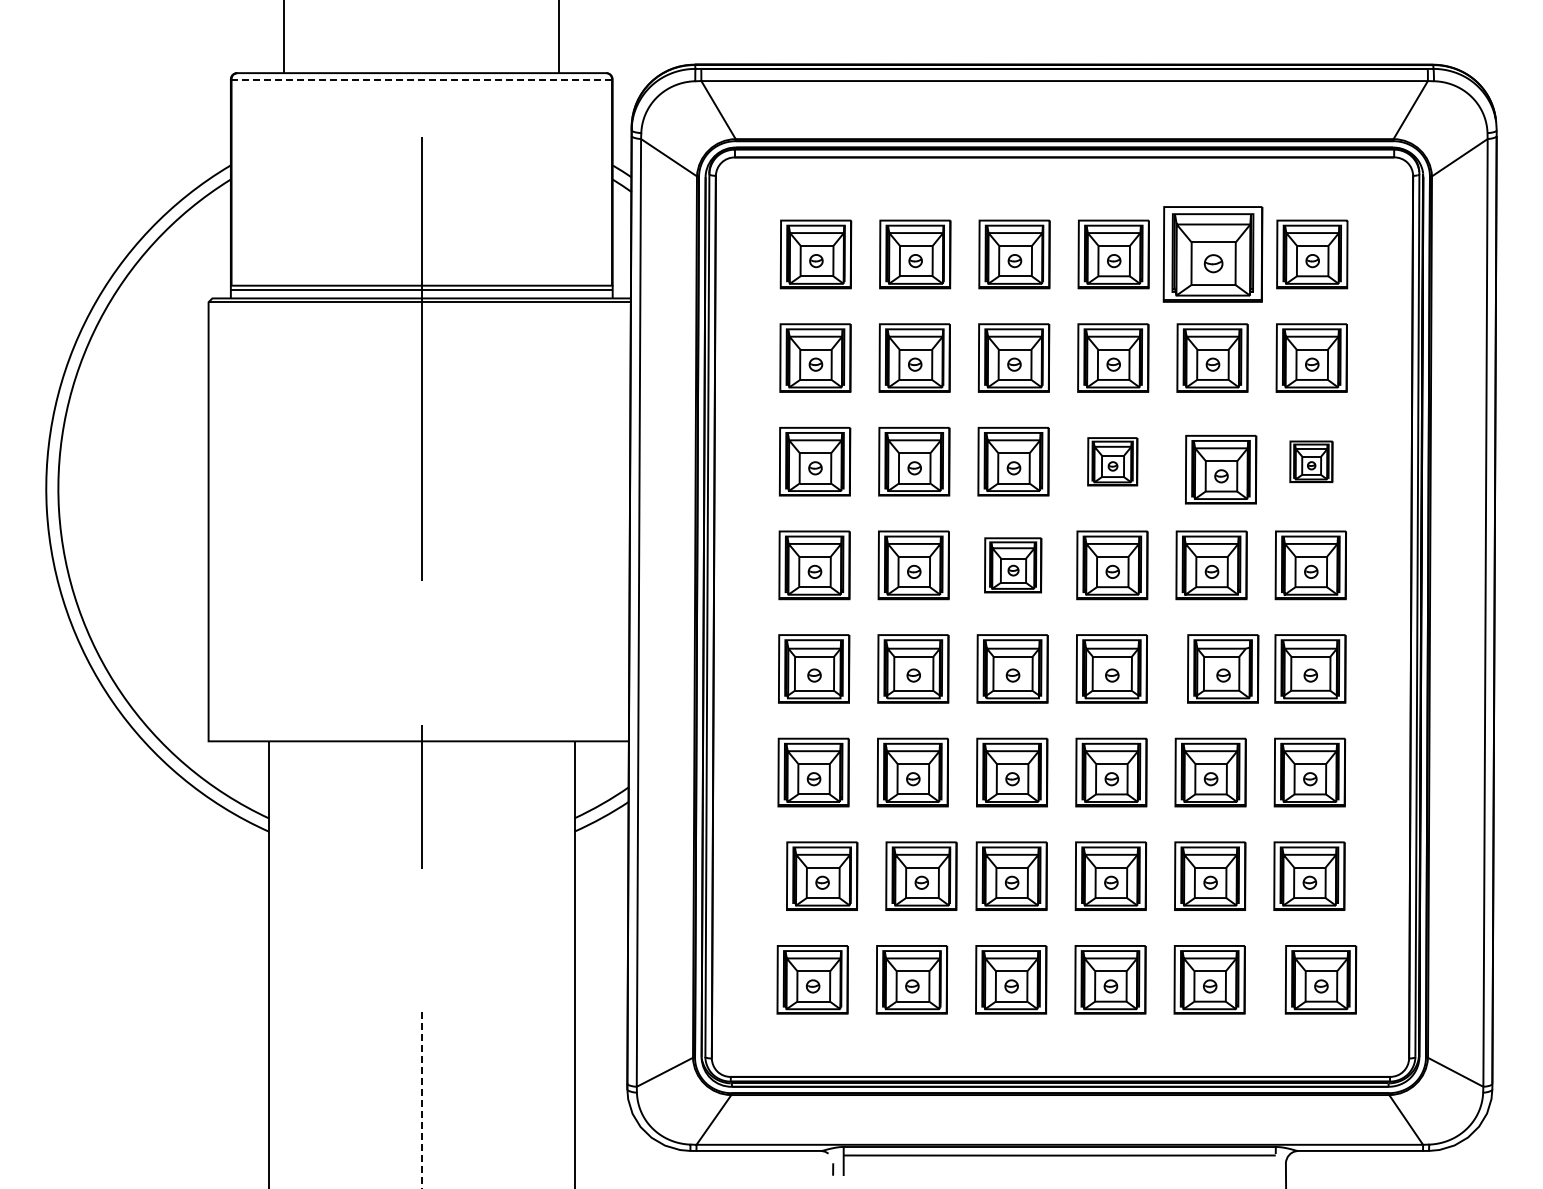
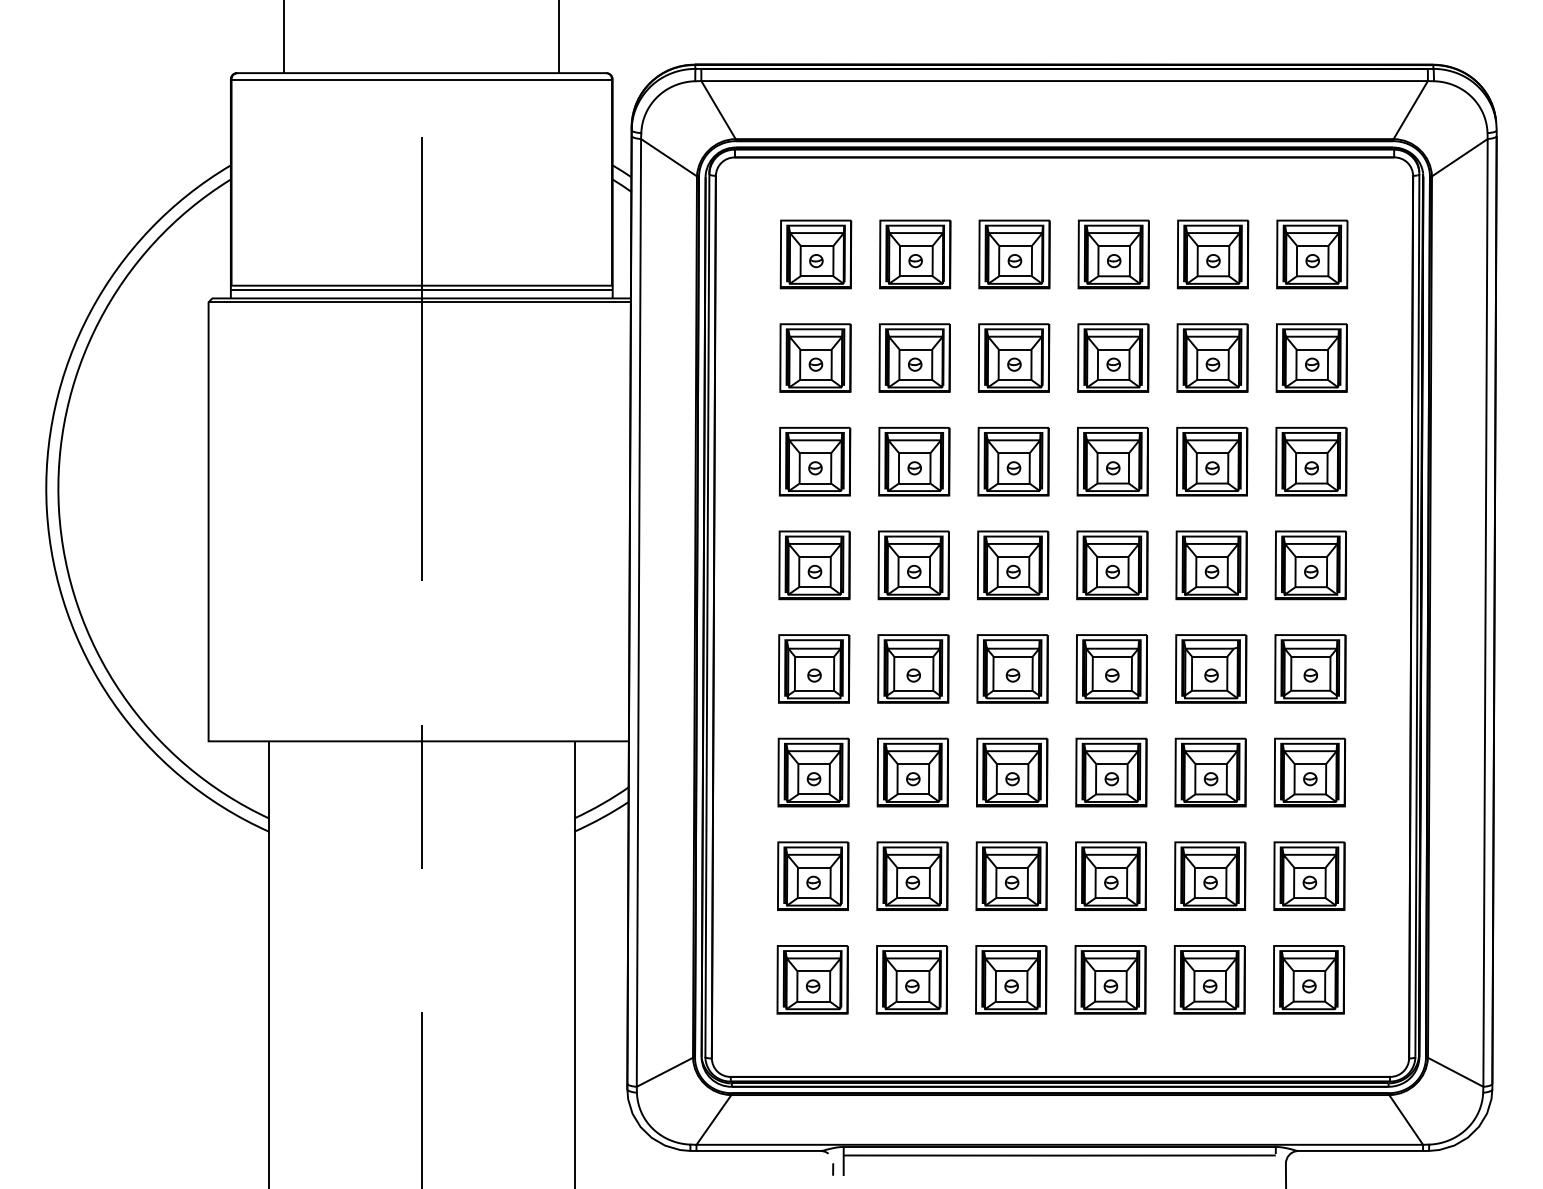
line: dashed -> solid (421, 79)
part size: 102x97 px -> 74x71 px (1212, 254)
part size: 52x50 px -> 73x70 px (1112, 461)
part size: 45x43 px -> 73x70 px (1311, 461)
part position: (1221, 469) -> (1212, 461) (1212, 461)
part size: 59x57 px -> 73x71 px (1013, 565)
part position: (1223, 668) -> (1211, 668) (1211, 668)
part position: (822, 875) -> (813, 875) (813, 875)
part position: (921, 875) -> (912, 875) (912, 875)
part position: (1320, 979) -> (1308, 979) (1308, 979)
line: dashed -> solid (421, 1100)
